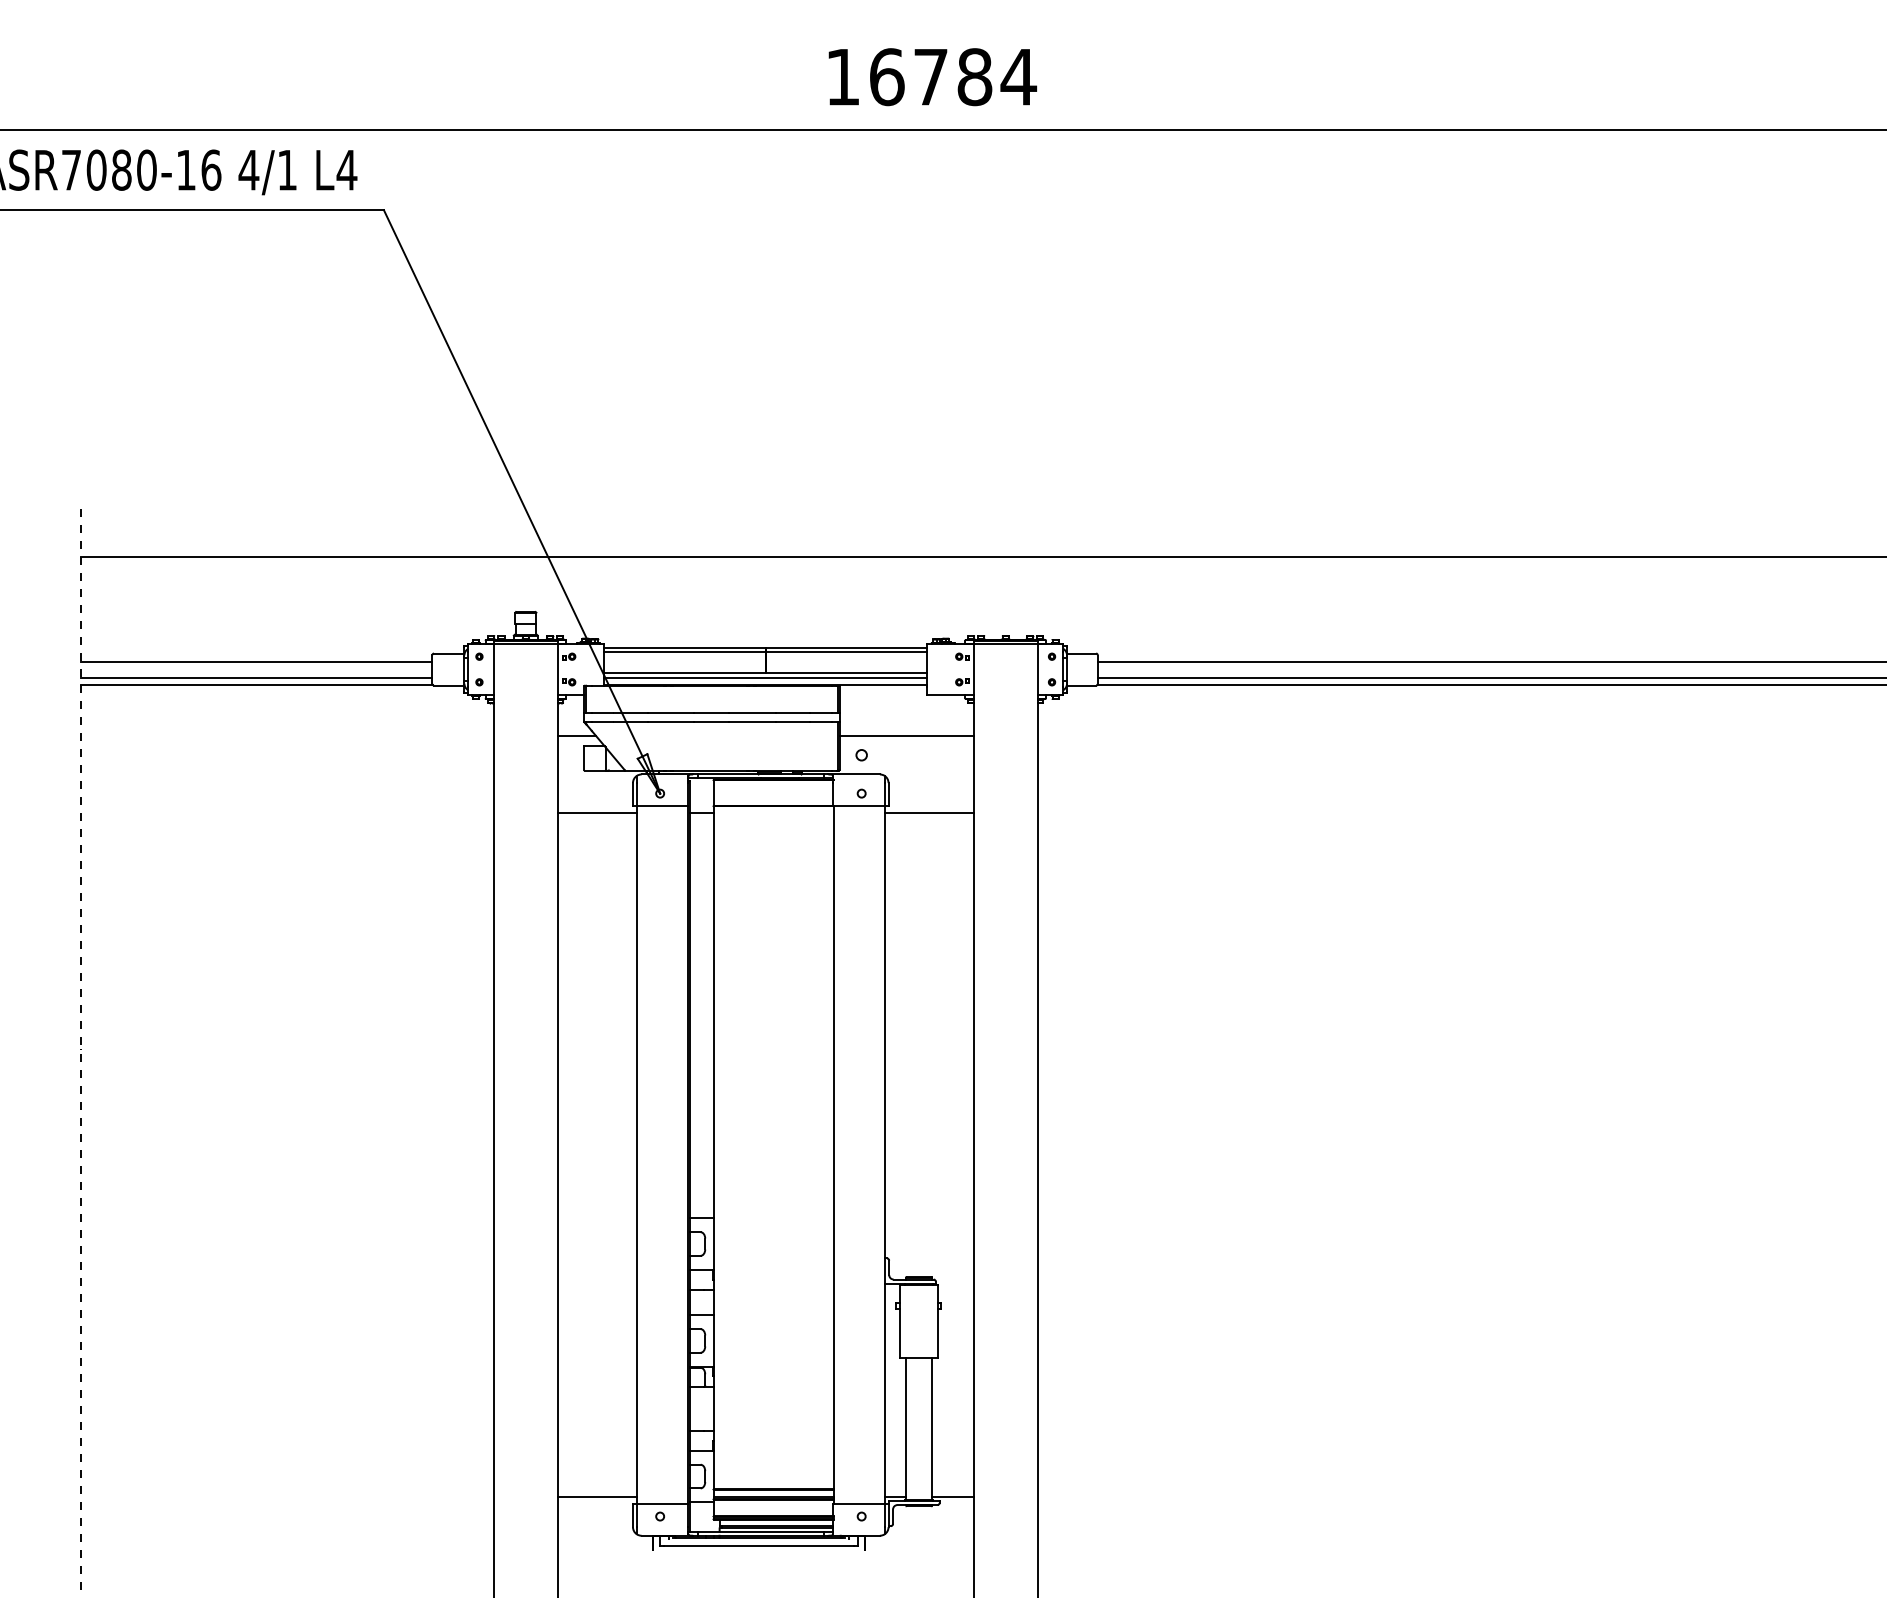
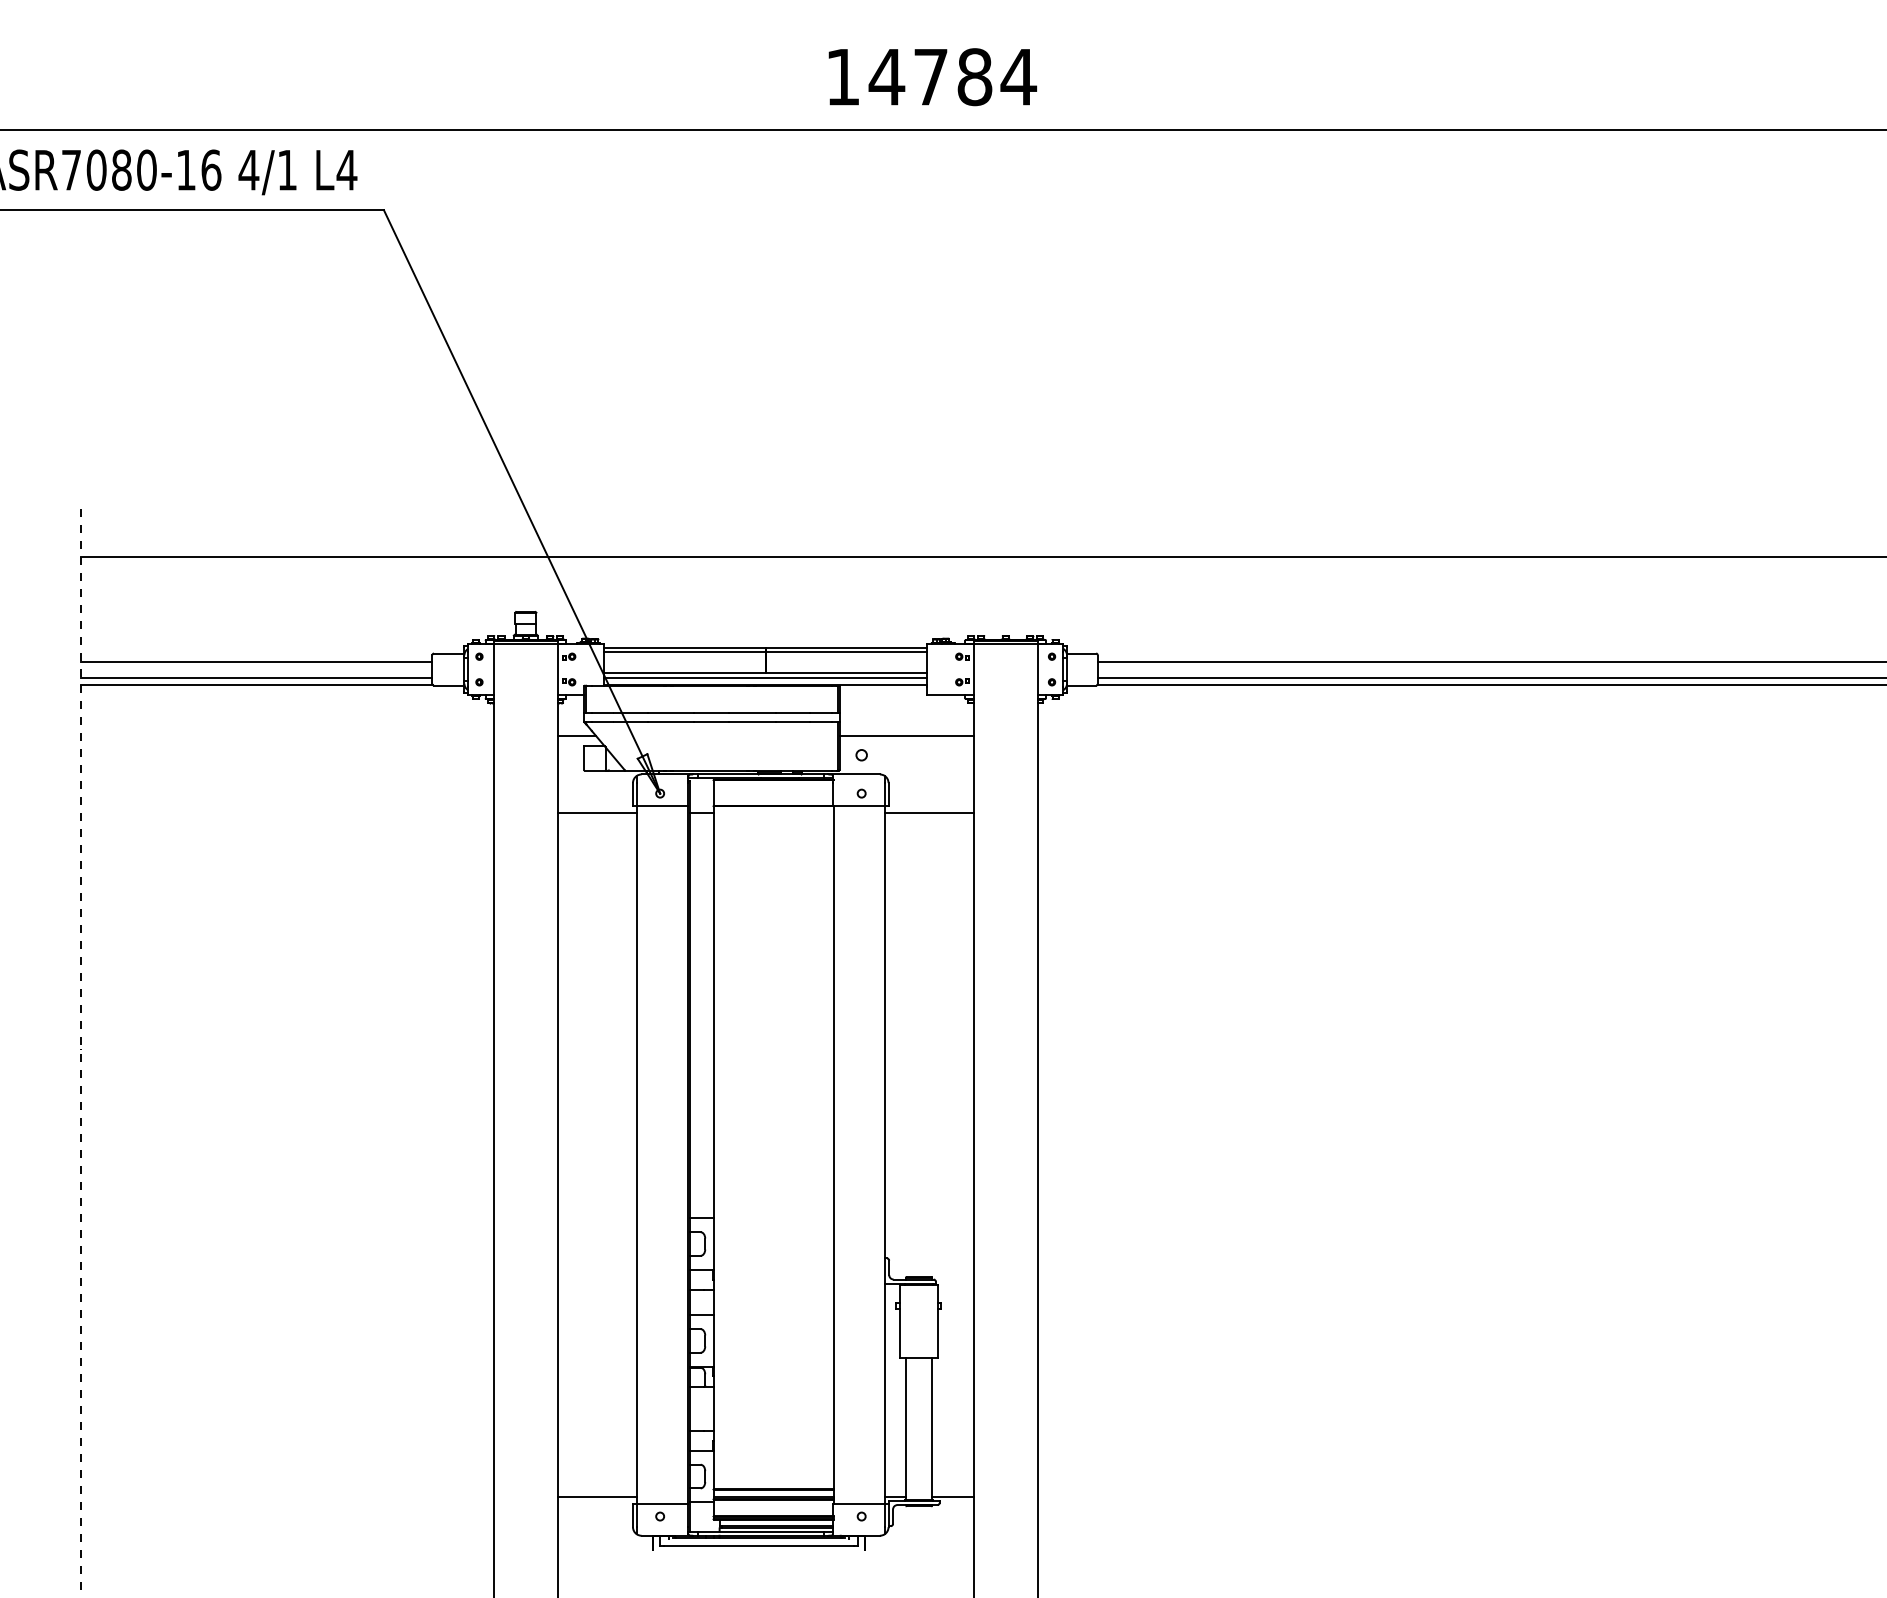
text: 16784 -> 14784 (886, 77)
